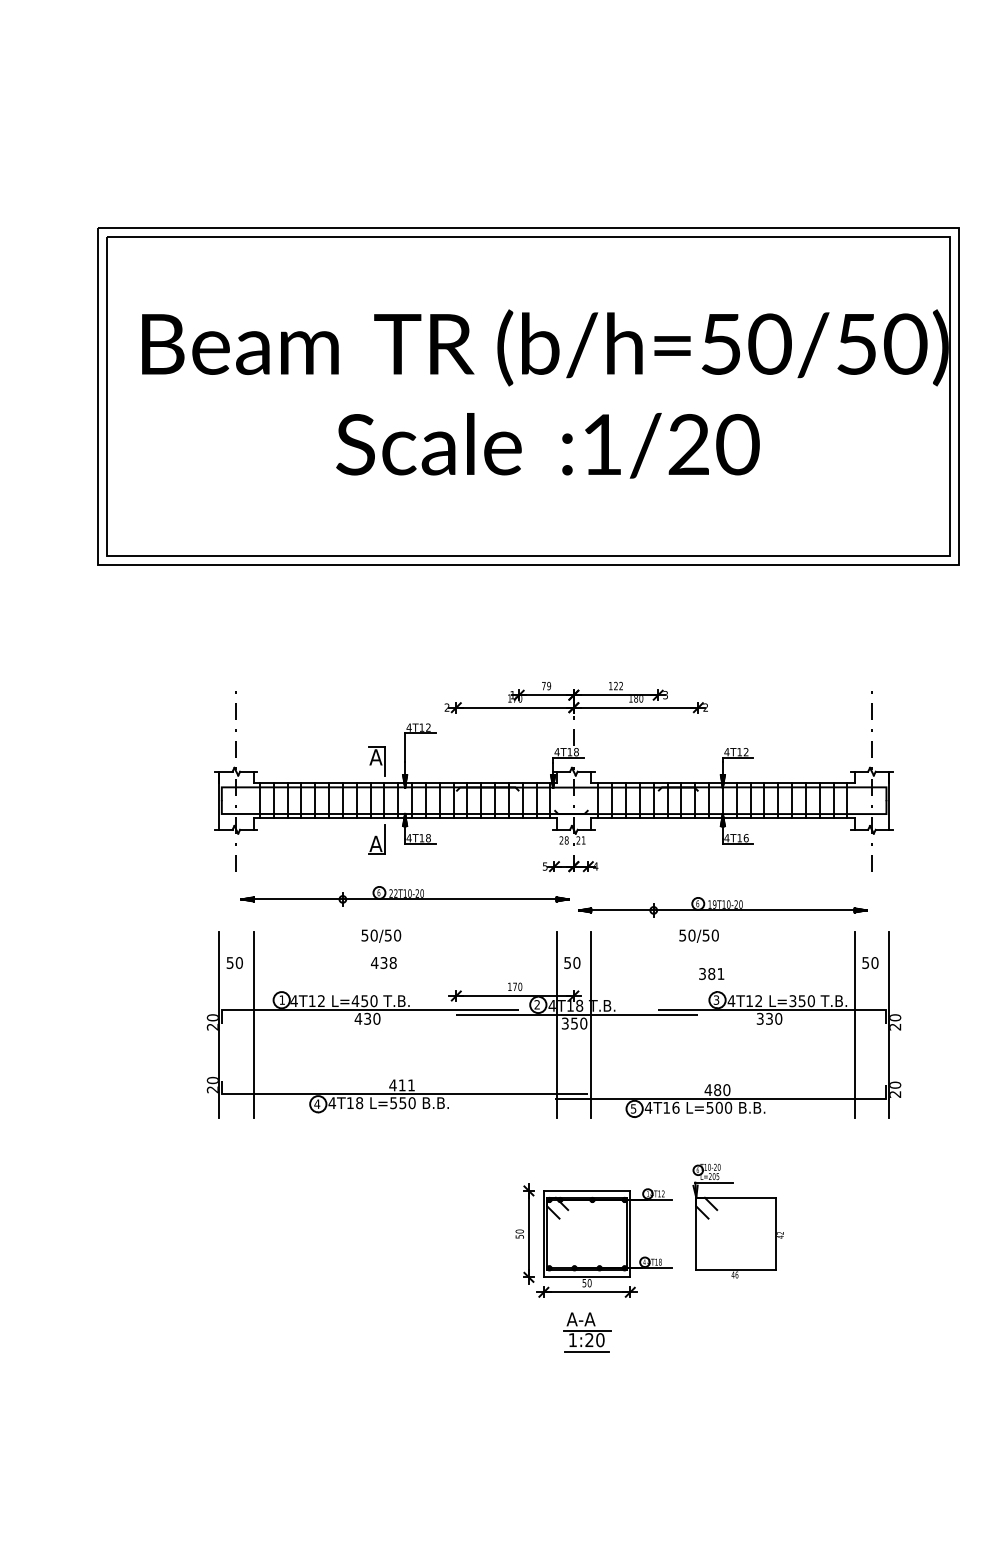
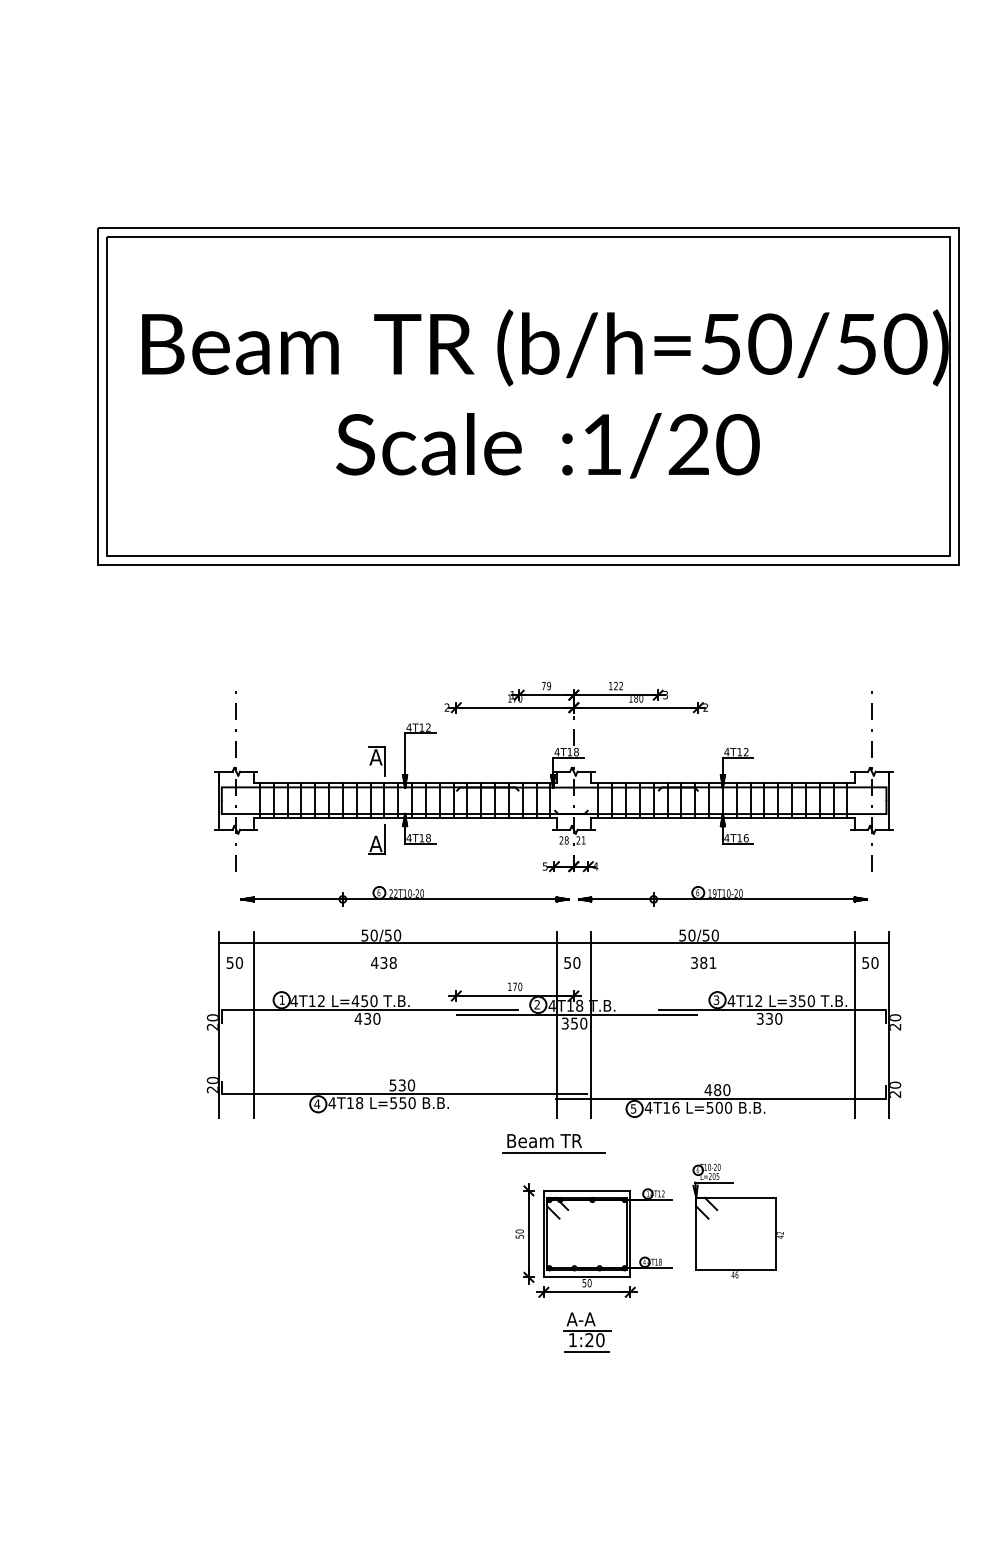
part position: (722, 907) -> (722, 896) (722, 896)
line: none -> present (554, 943)
text position: (711, 973) -> (703, 962) (703, 962)
text: 411 -> 530 (402, 1085)
part: none -> present (553, 1143)
